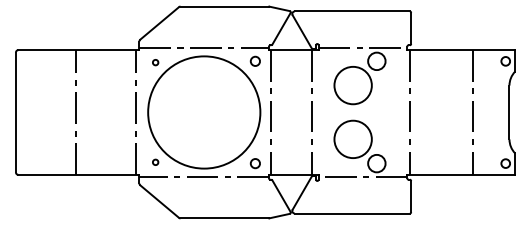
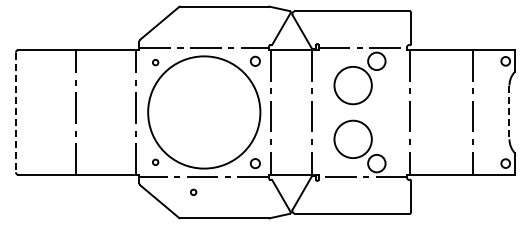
line: solid -> dashed (15, 112)
line: solid -> dashed (509, 112)
circle: none -> present (193, 191)
